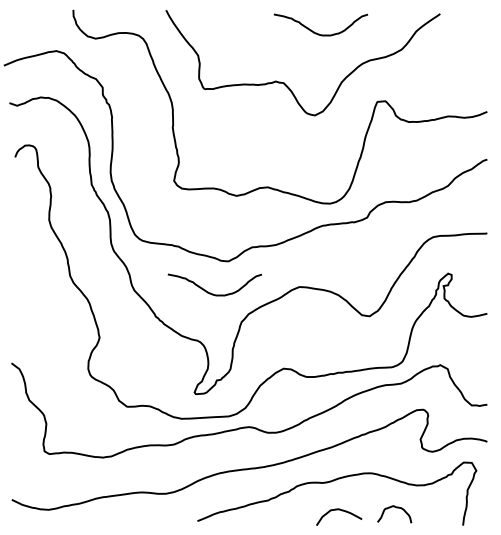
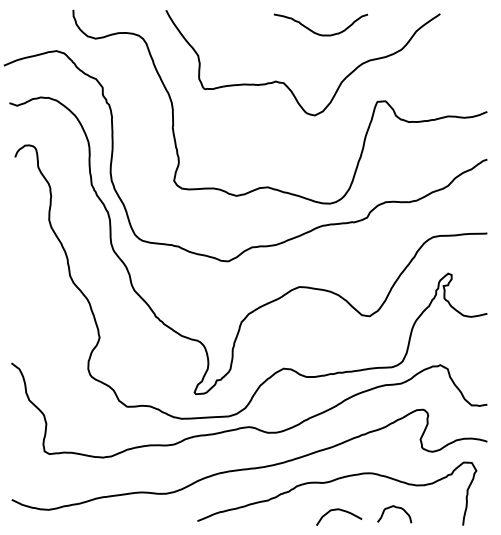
curve: present -> none (210, 292)
